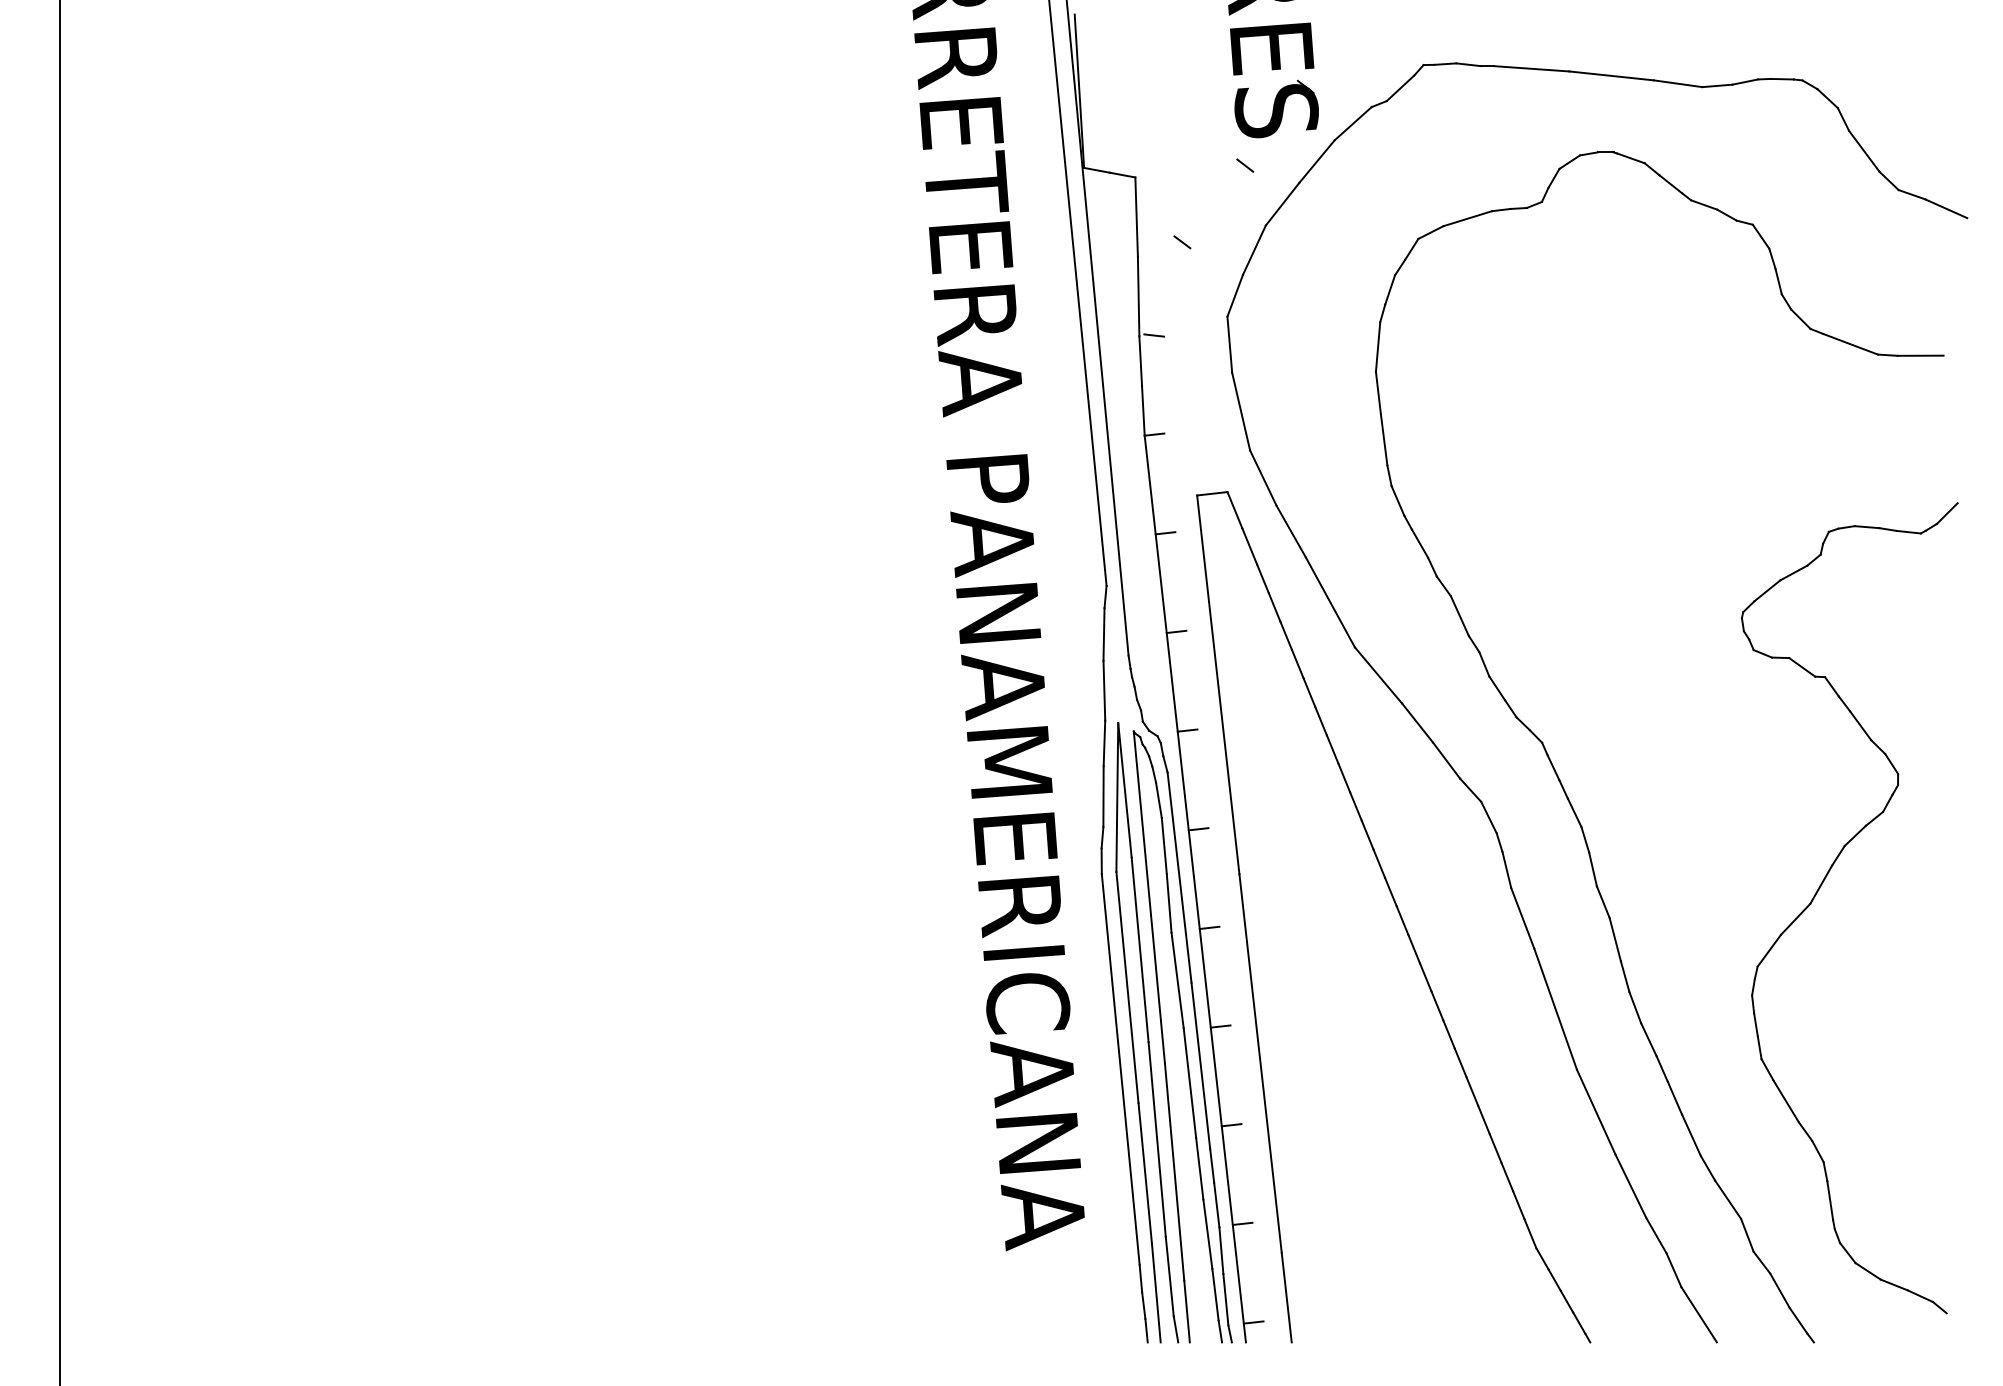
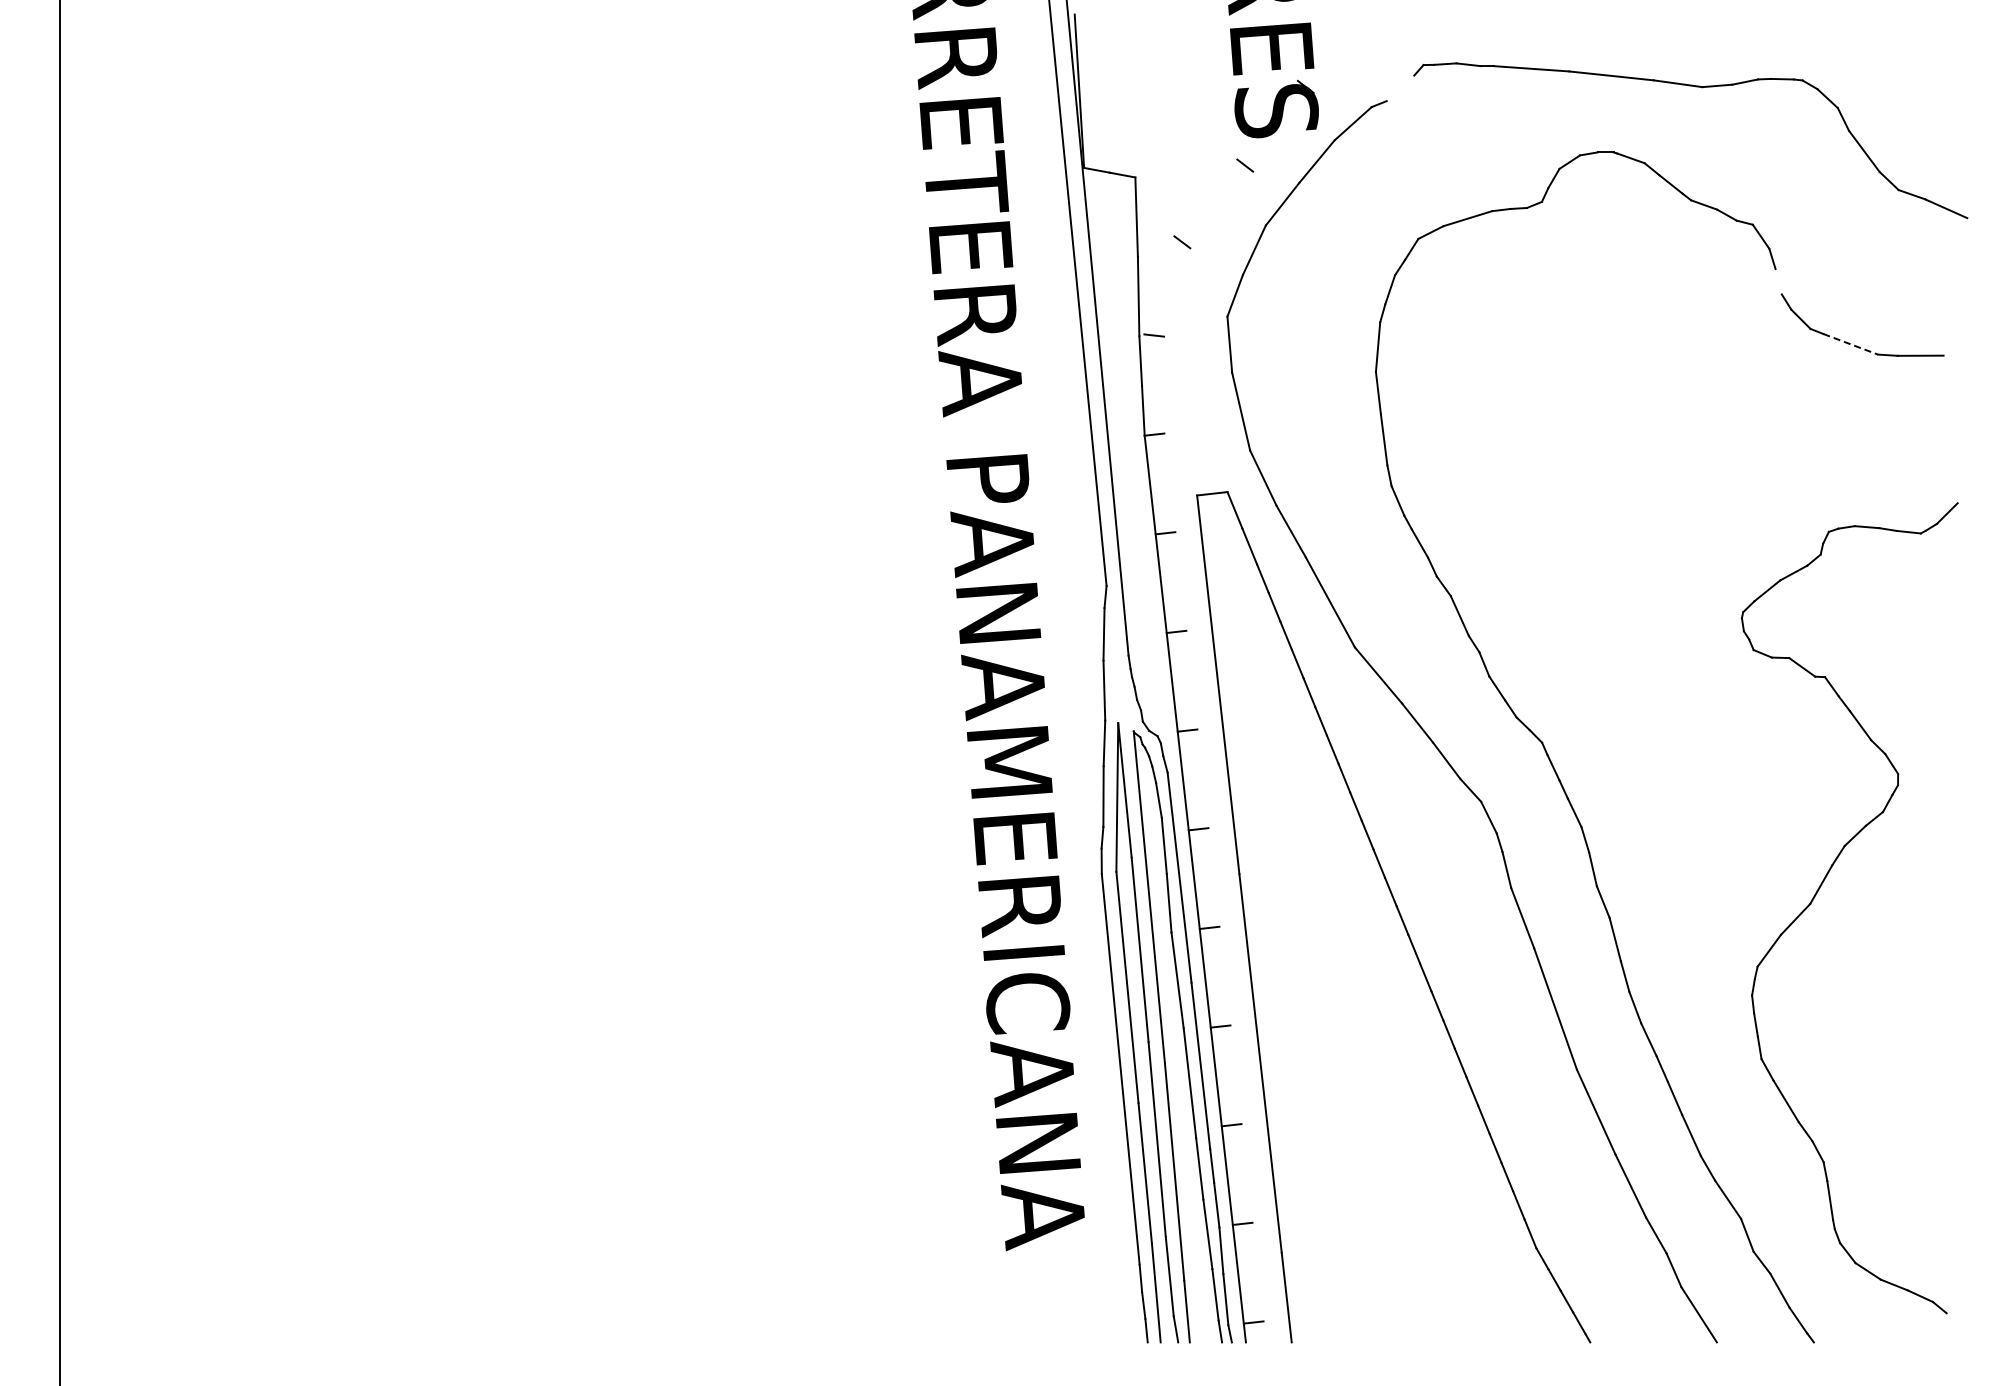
line: present -> none (1400, 88)
line: present -> none (1778, 281)
line: solid -> dashed (1851, 344)
